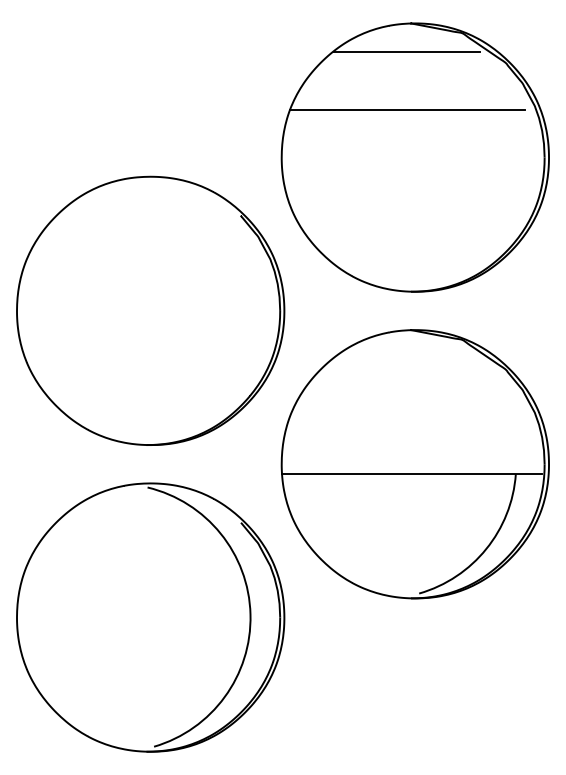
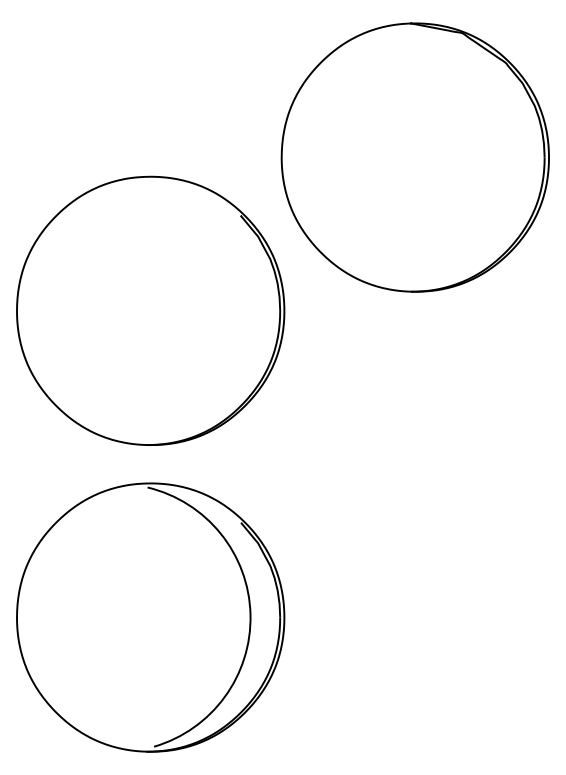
line: present -> none (407, 52)
line: present -> none (407, 109)
part: present -> none (414, 464)
